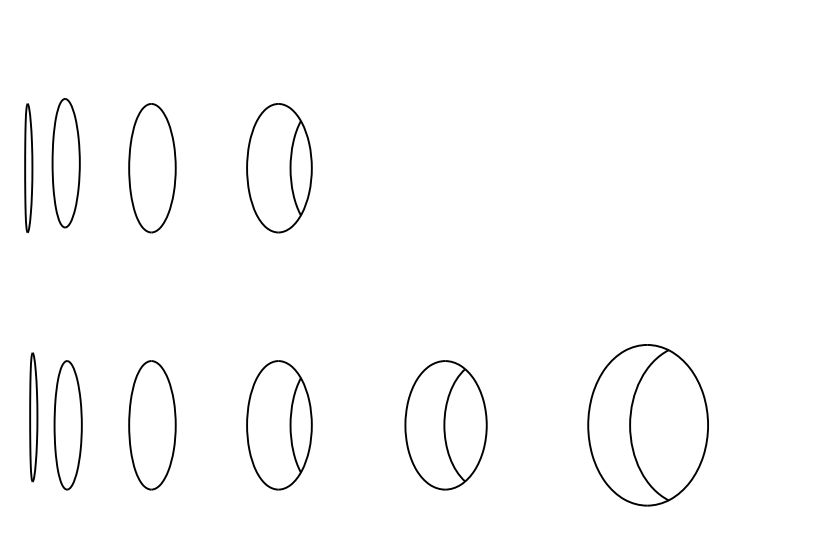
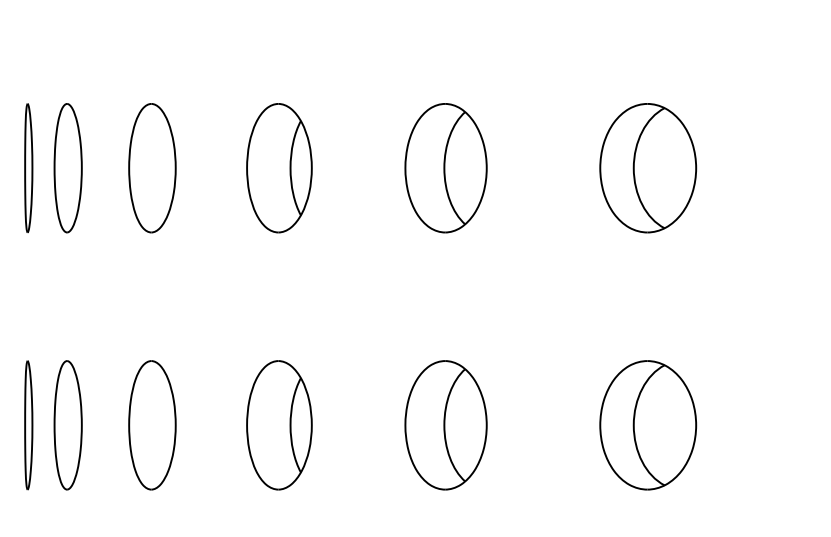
part position: (65, 163) -> (67, 168) (67, 168)
part: none -> present (445, 168)
part: none -> present (648, 168)
part position: (33, 417) -> (28, 425) (28, 425)
part size: 122x163 px -> 99x131 px (648, 425)
